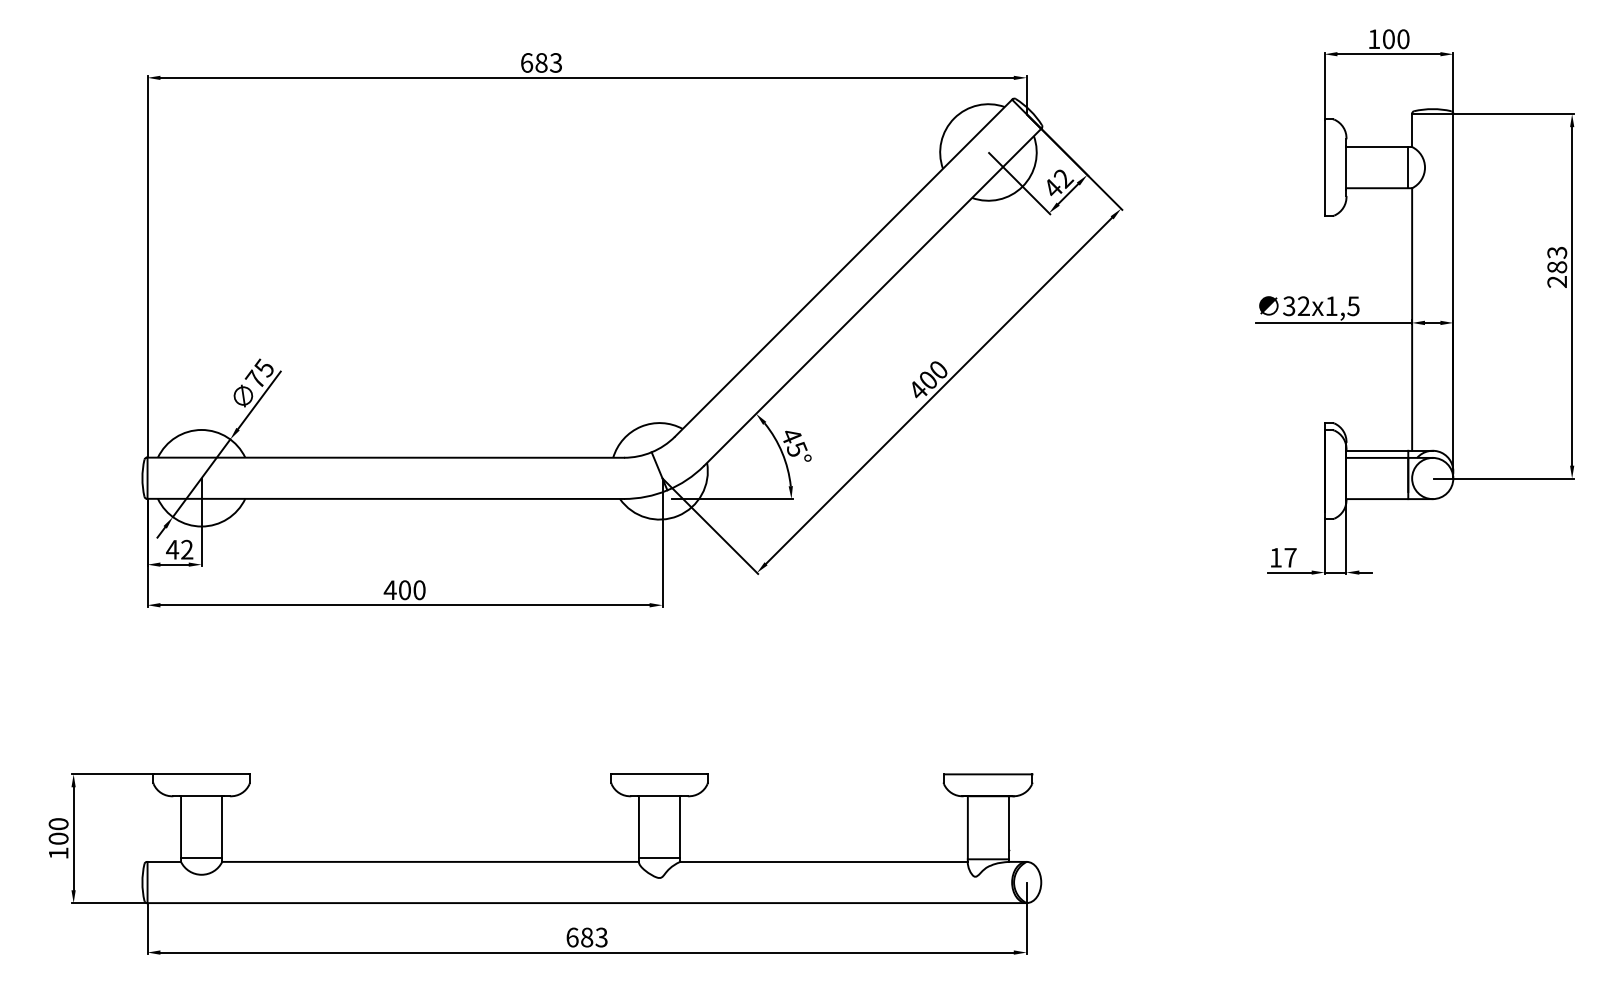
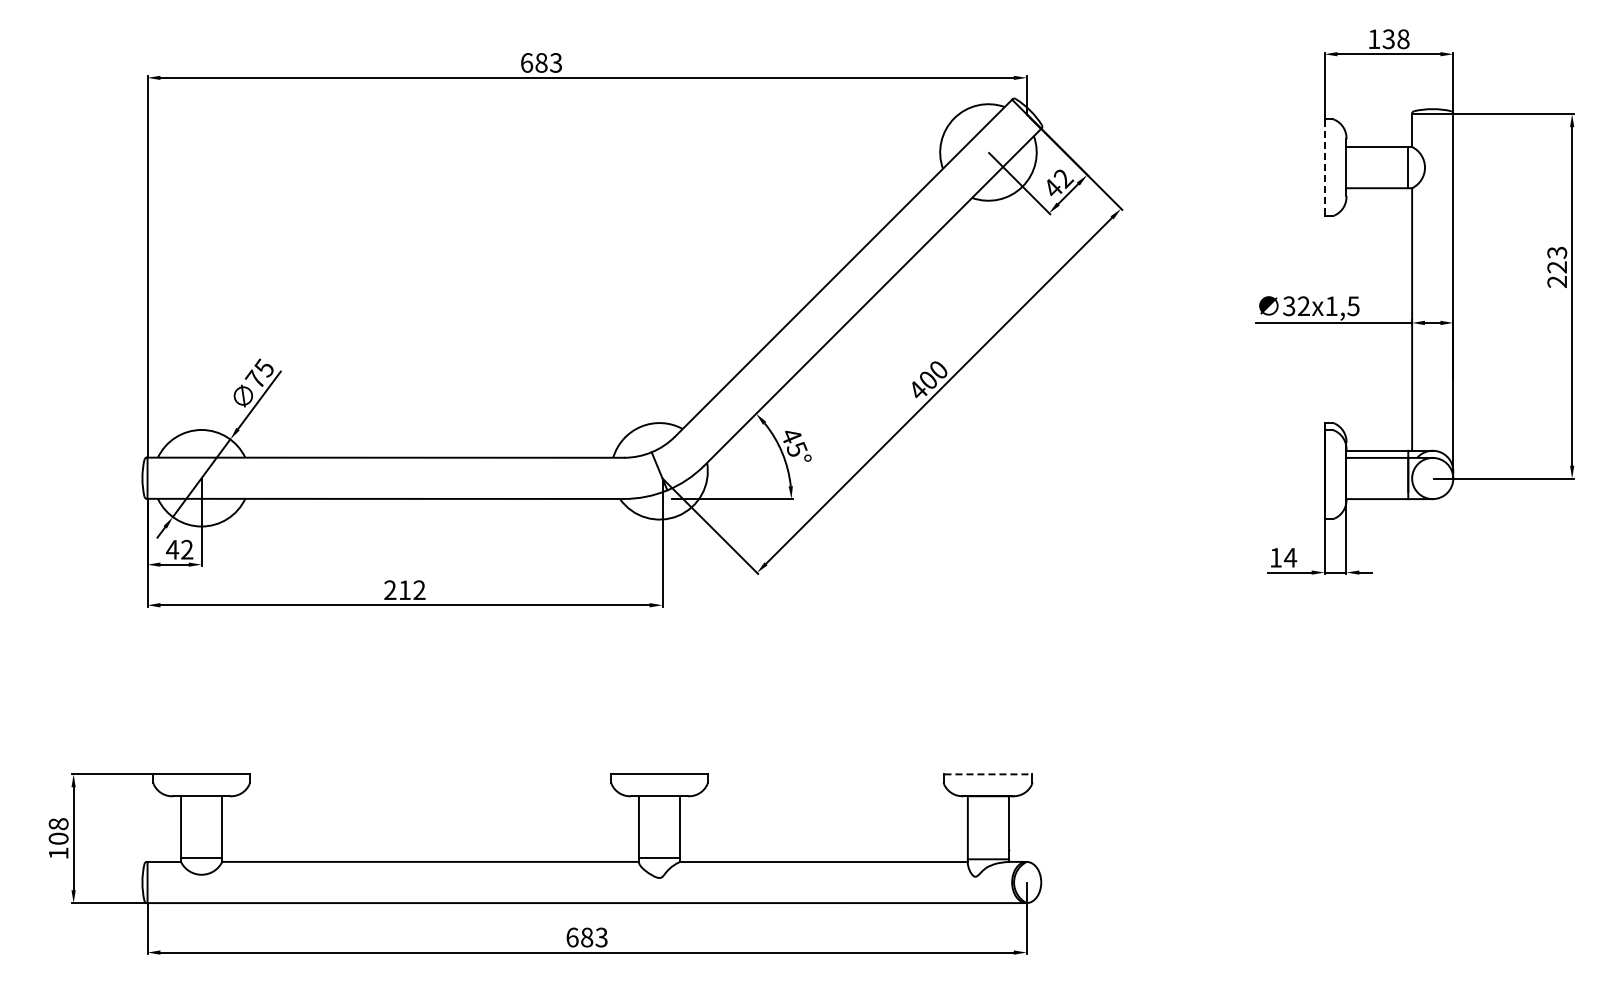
text: 100 -> 138 (1395, 39)
line: solid -> dashed (1324, 167)
text: 283 -> 223 (1557, 267)
text: 17 -> 14 (1290, 557)
text: 400 -> 212 (404, 590)
line: solid -> dashed (988, 774)
text: 100 -> 108 (58, 824)
